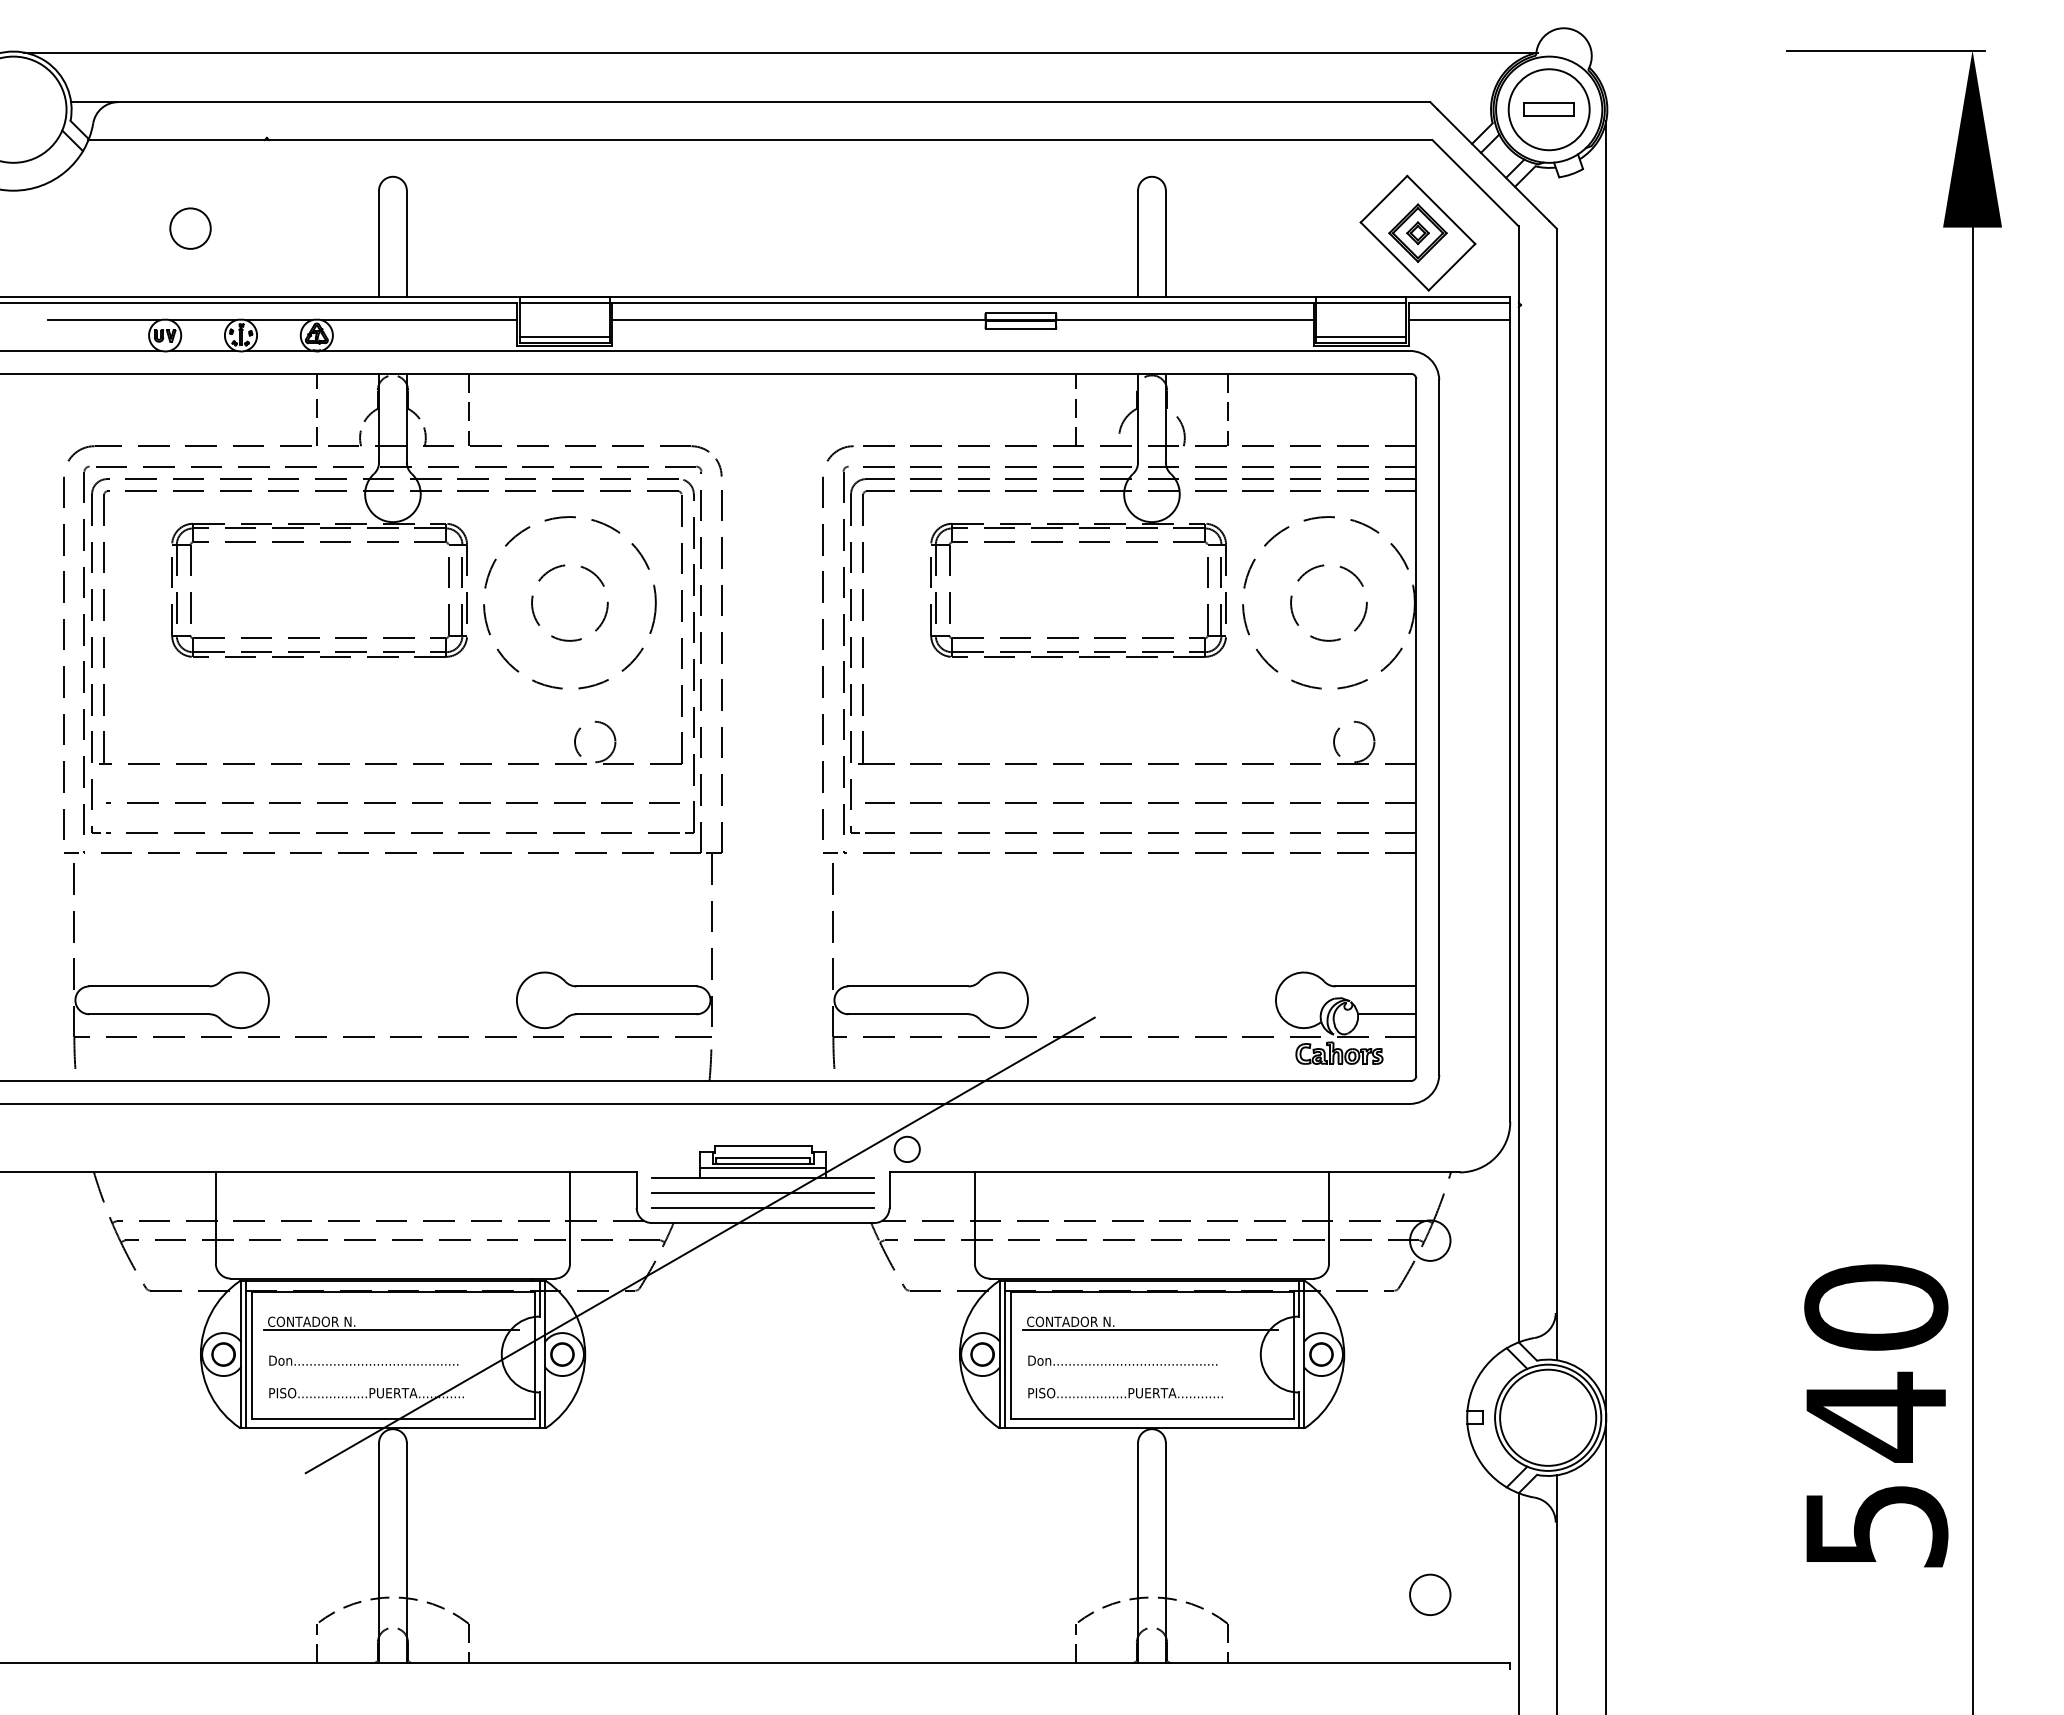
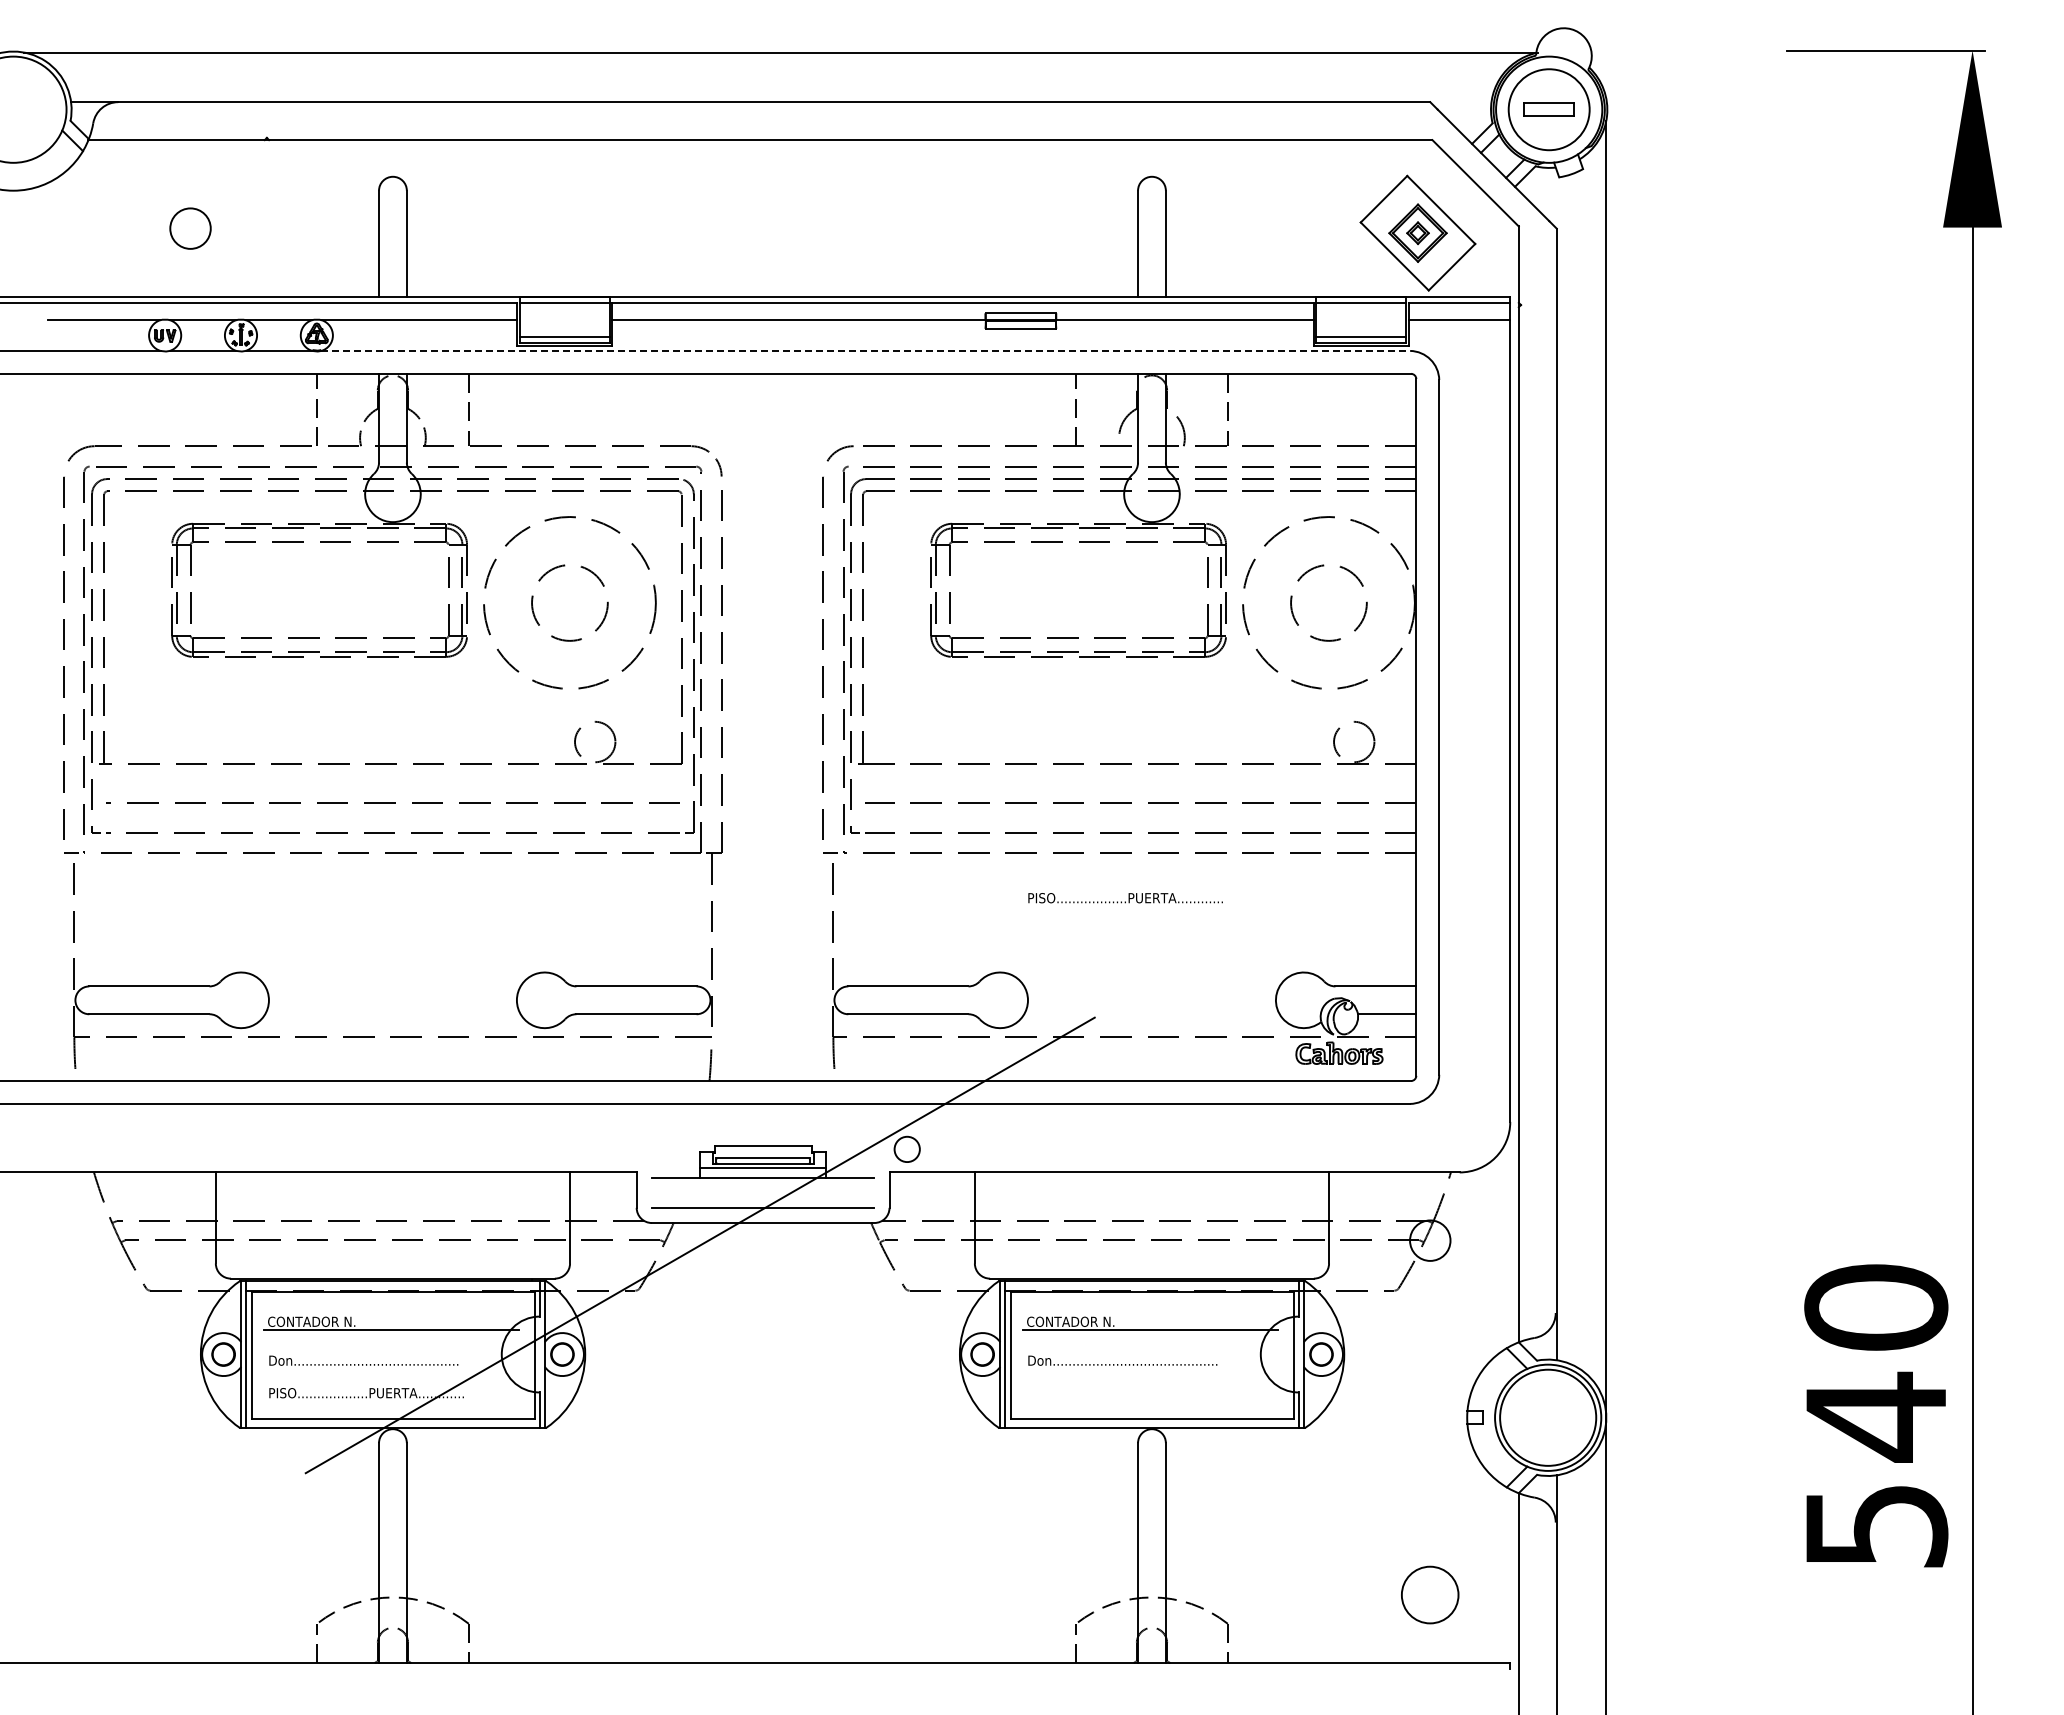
line: solid -> dashed (866, 350)
line: present -> none (762, 1192)
text position: (1125, 1393) -> (1125, 898) (1125, 898)
circle size: 43x43 px -> 59x60 px (1430, 1594)
